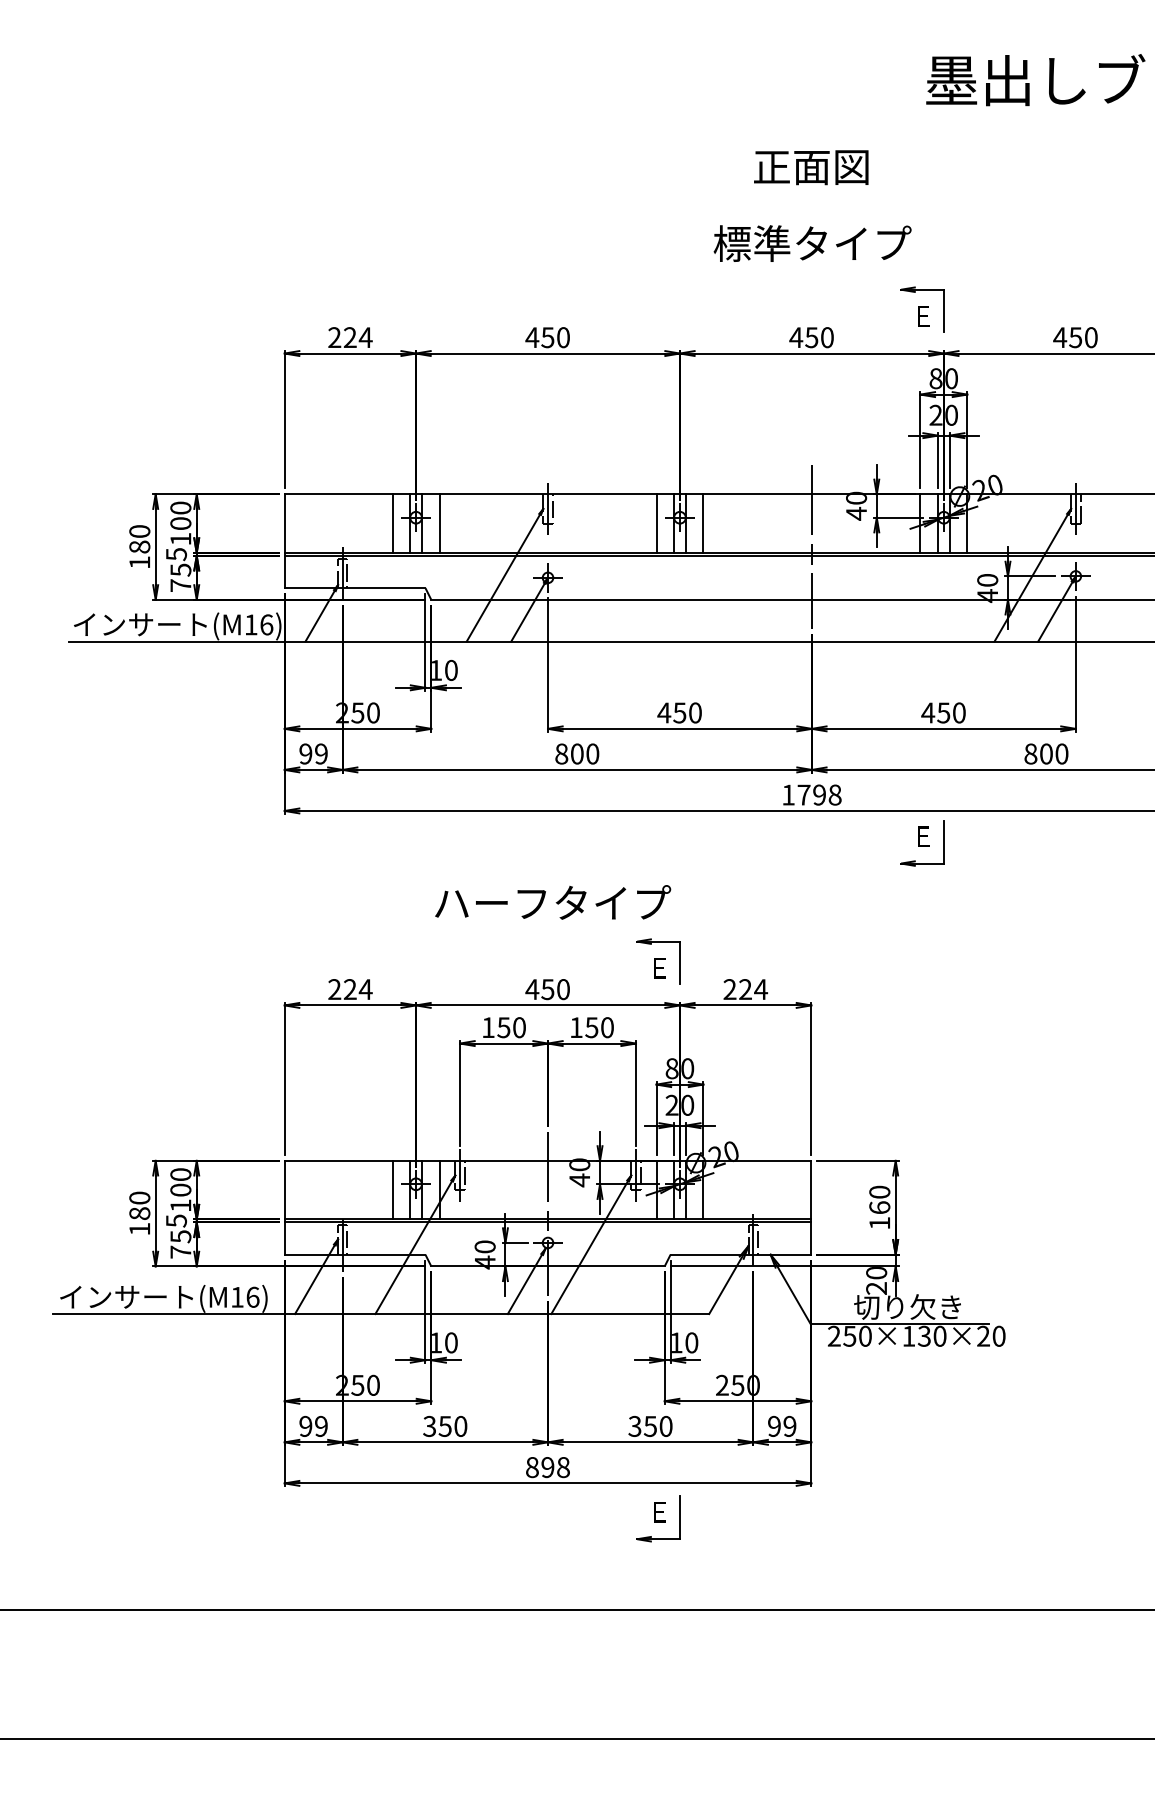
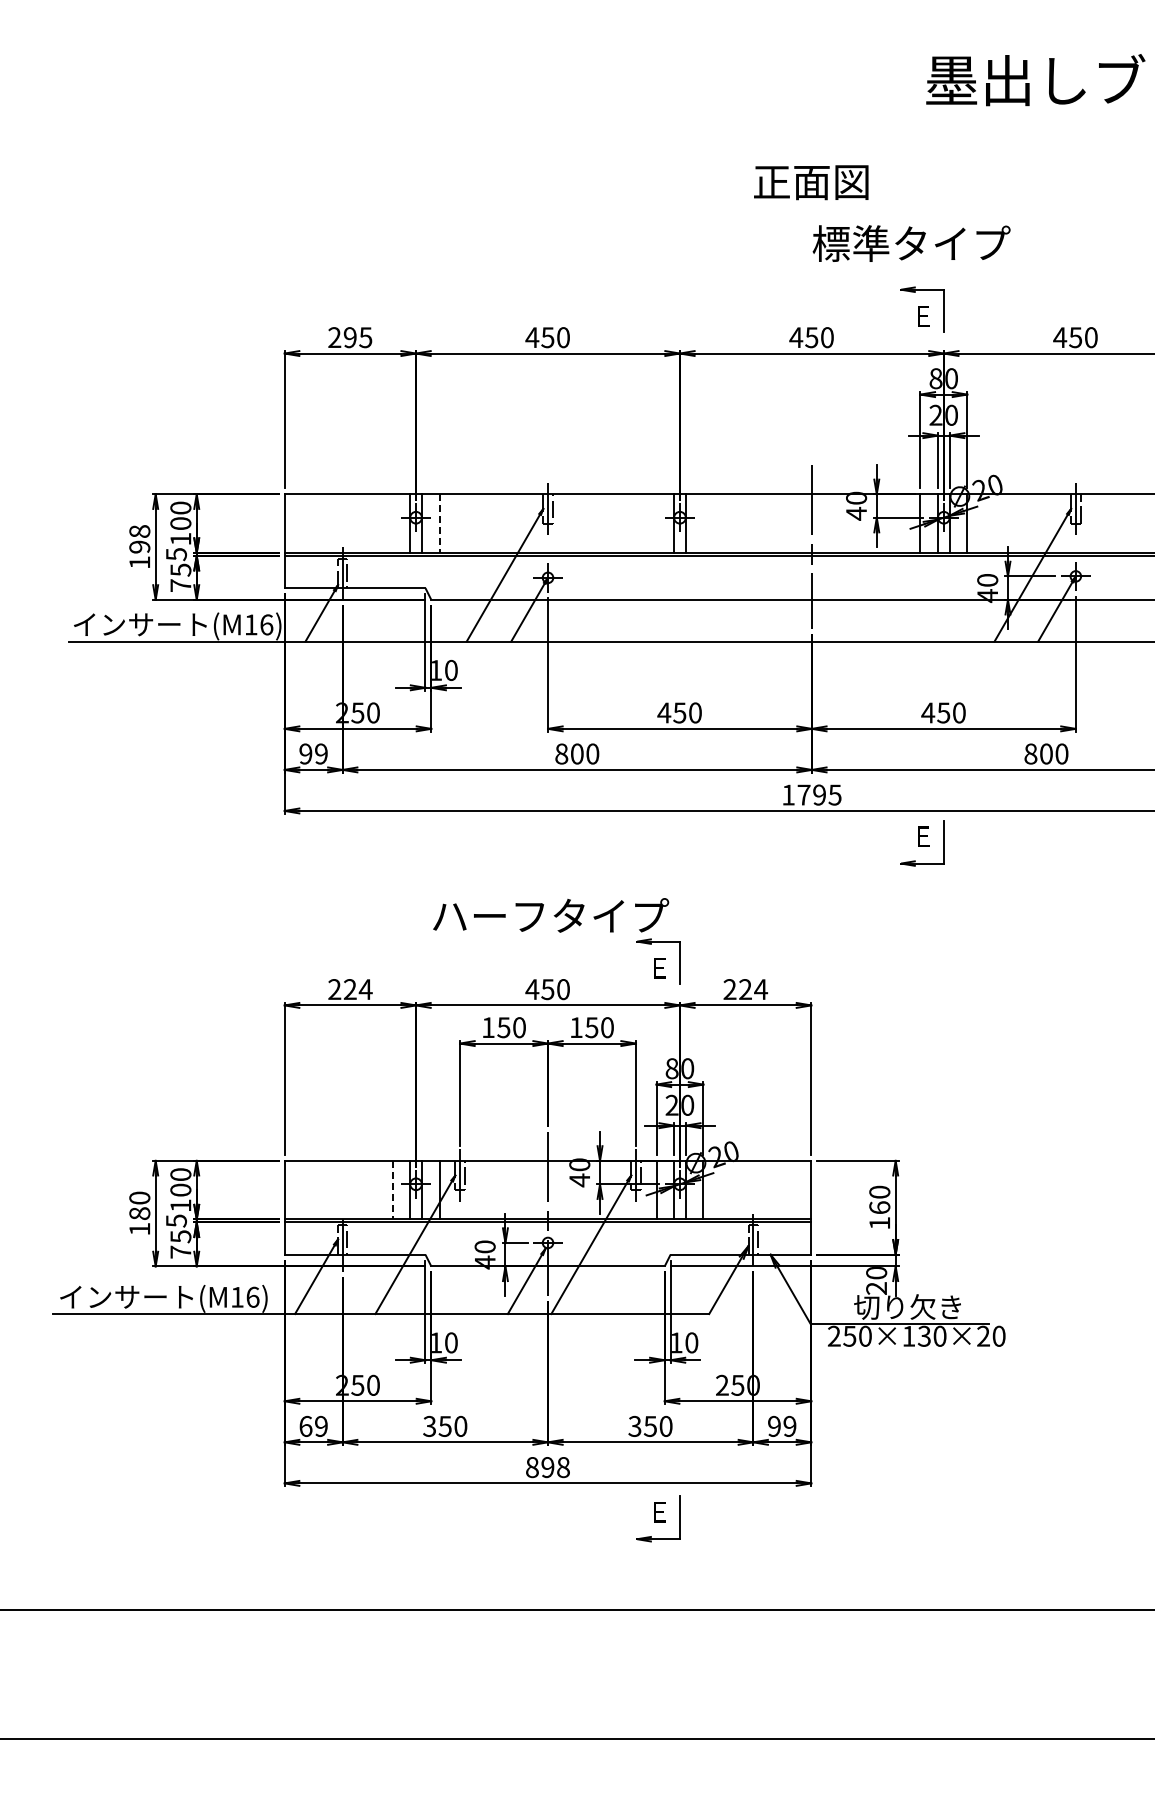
text position: (811, 167) -> (811, 182) (811, 182)
text position: (812, 243) -> (911, 243) (911, 243)
text: 224 -> 295 (357, 337)
line: present -> none (392, 523)
line: present -> none (656, 523)
line: present -> none (703, 523)
line: solid -> dashed (439, 524)
text: 180 -> 198 (139, 539)
text: 1798 -> 1795 (834, 794)
text position: (553, 902) -> (551, 915) (551, 915)
line: solid -> dashed (392, 1190)
text: 99 -> 69 (305, 1425)
